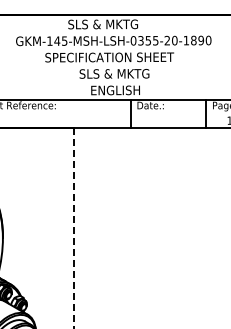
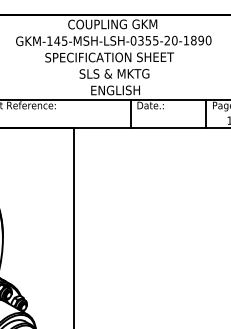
text: SLS & MKTG -> COUPLING GKM (112, 24)
line: dashed -> solid (74, 228)
